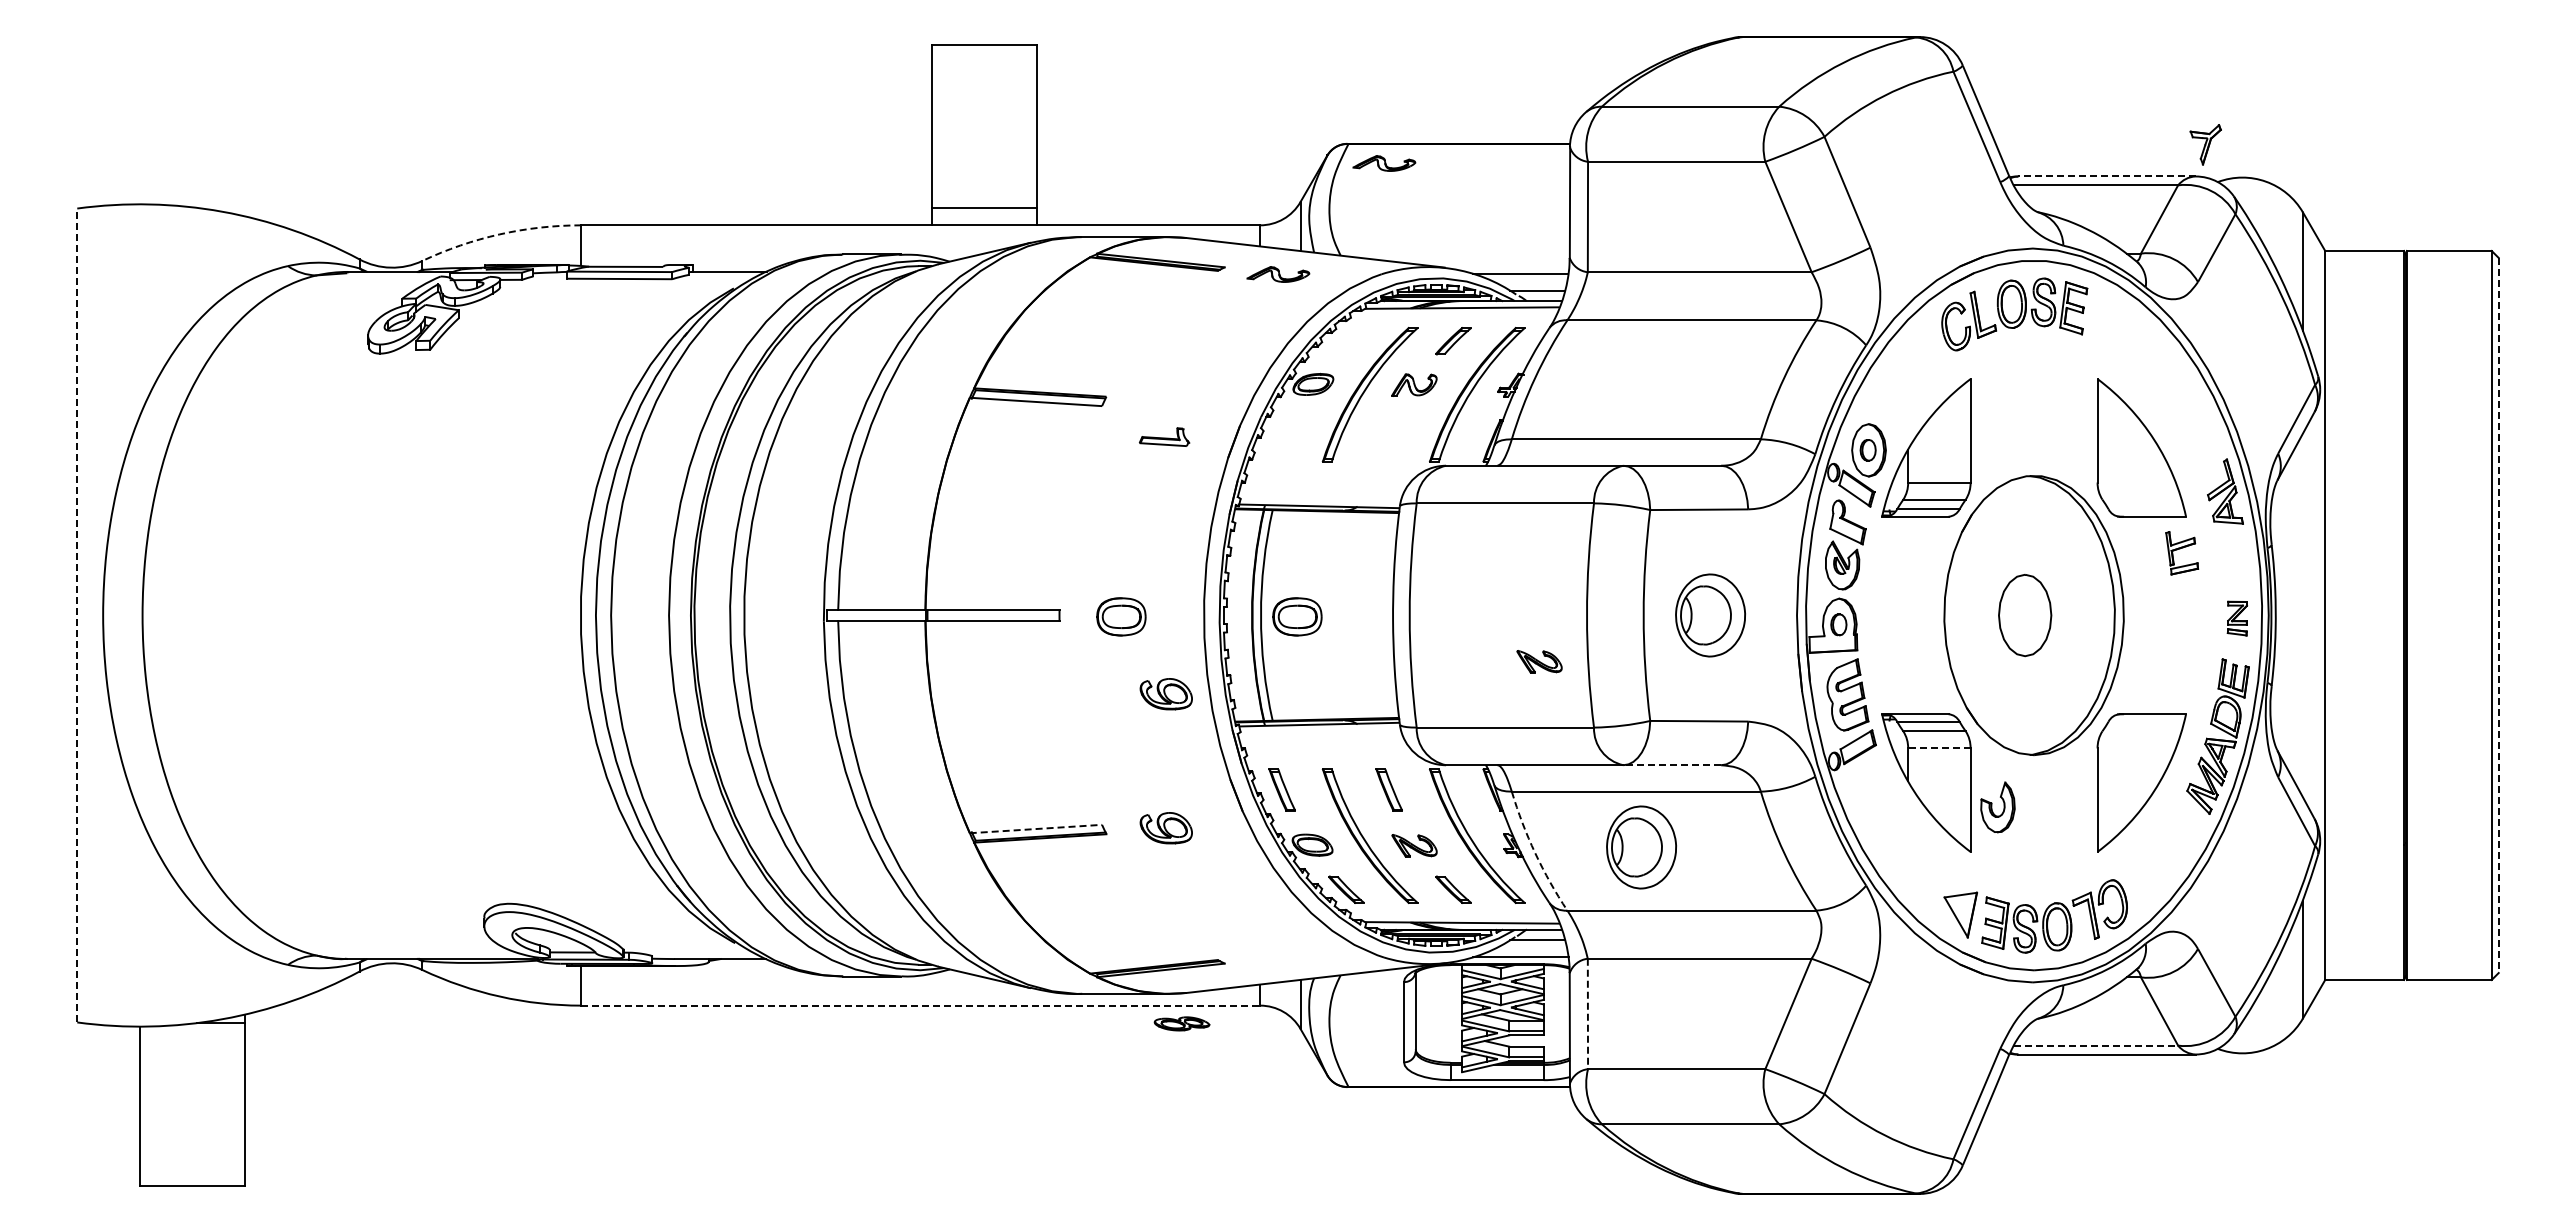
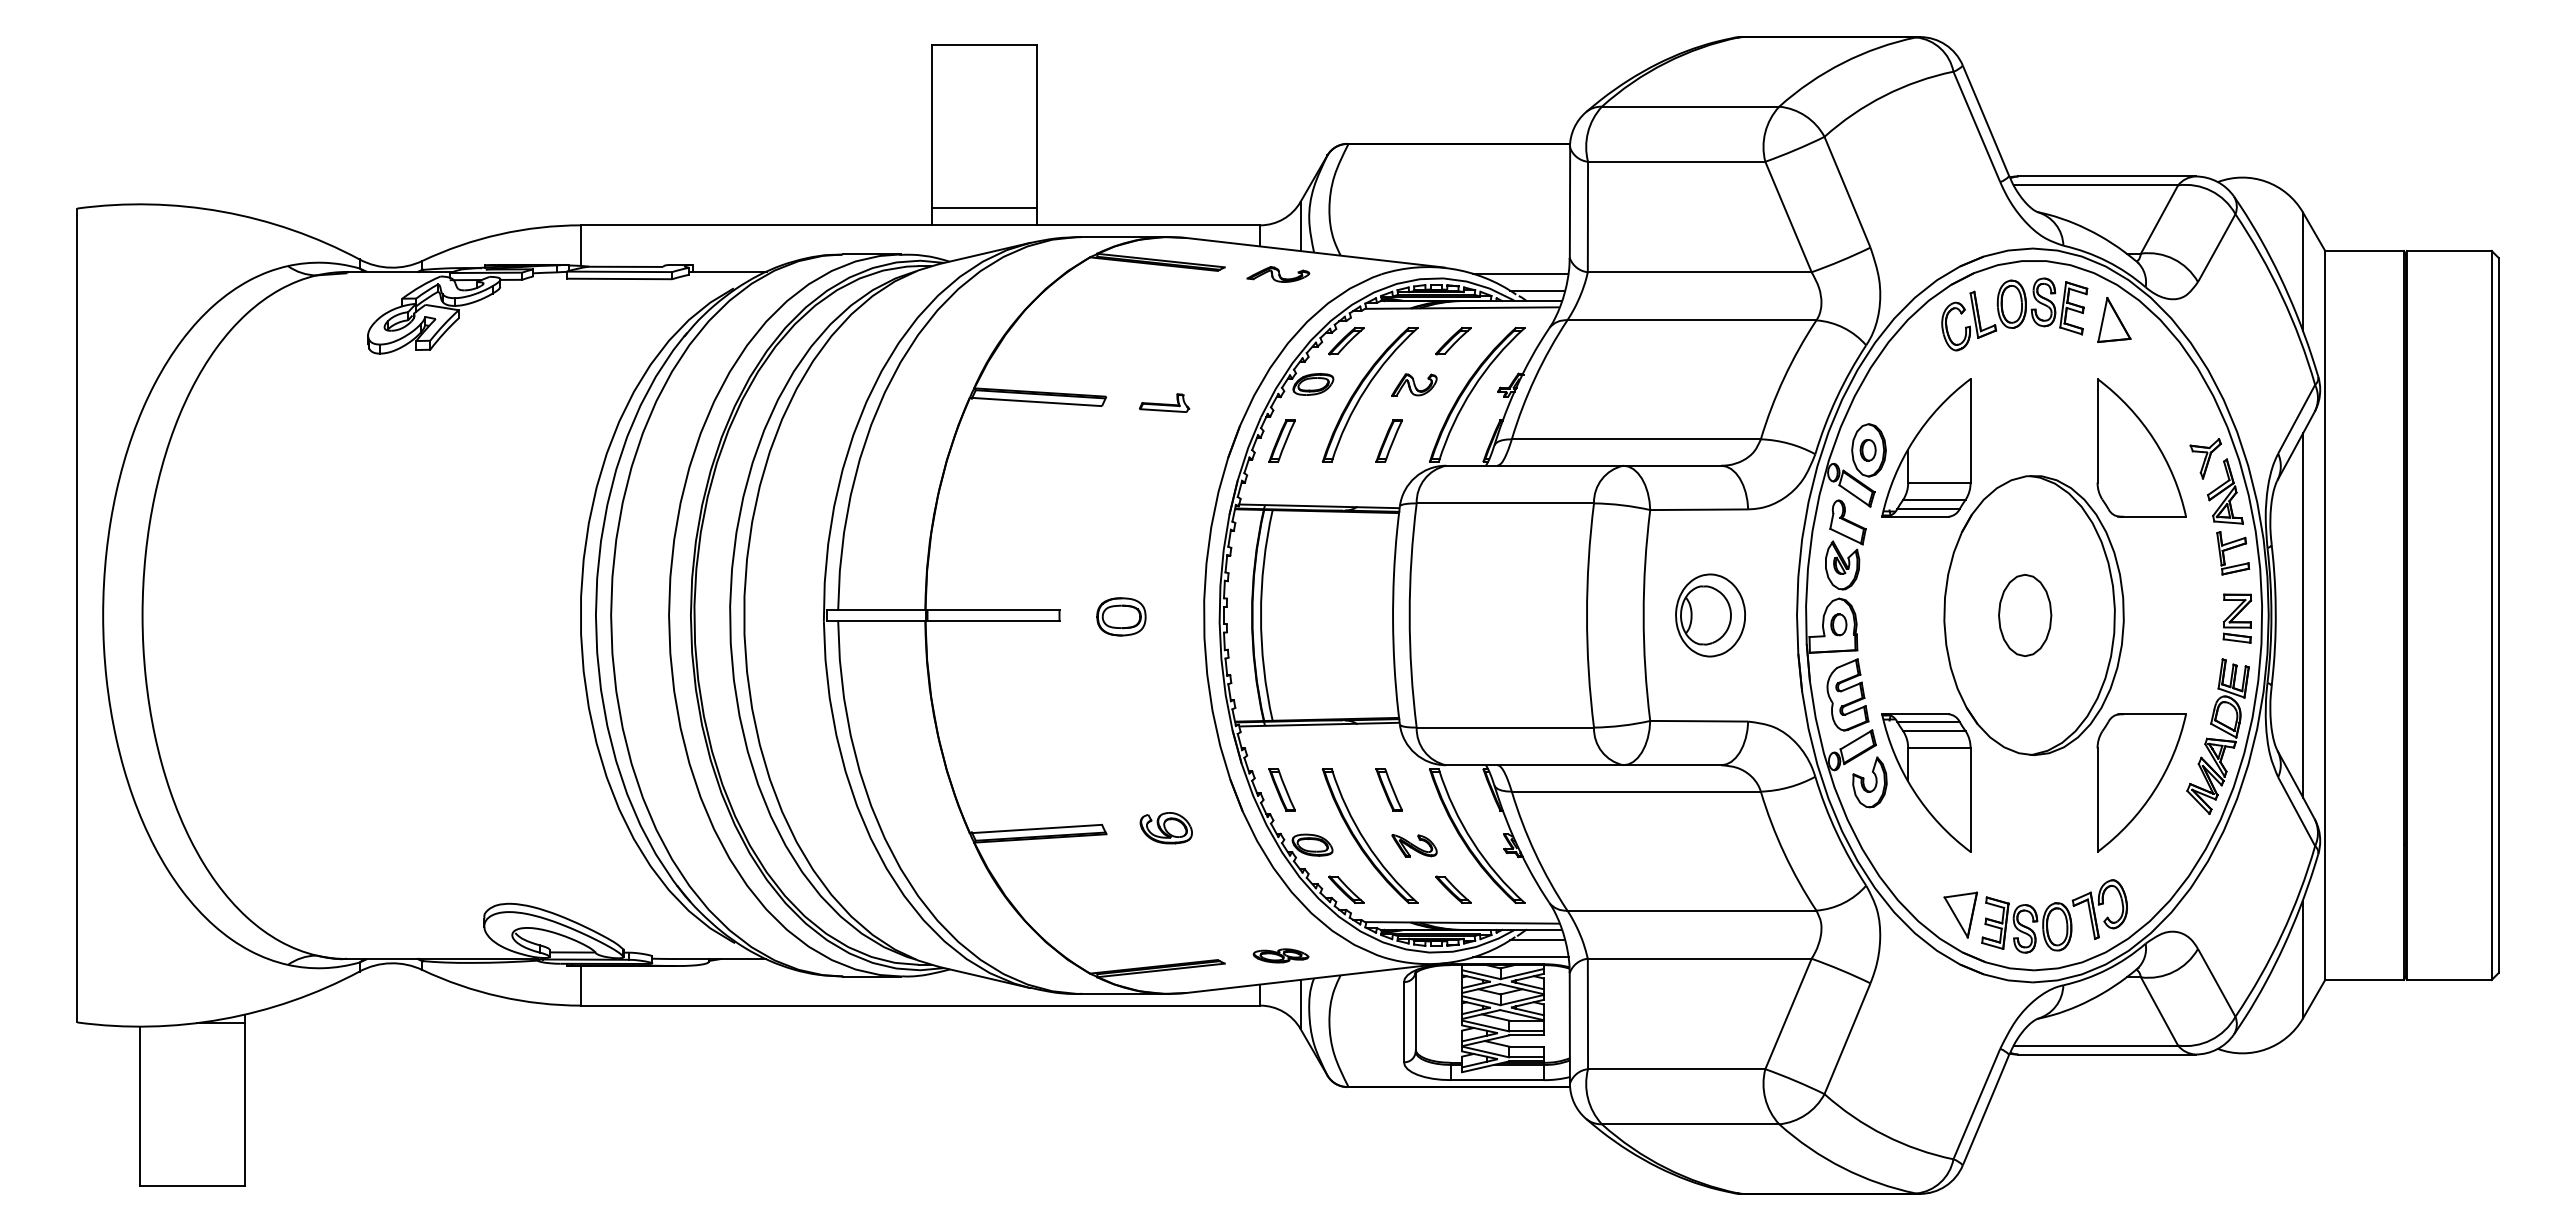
part position: (2205, 144) -> (2205, 458) (2205, 458)
part: present -> none (1384, 163)
line: dashed -> solid (2107, 176)
arc: dashed -> solid (499, 234)
part: none -> present (2114, 319)
part: none -> present (1346, 341)
part position: (1164, 436) -> (1164, 402) (1164, 402)
part: none -> present (1281, 440)
part: none -> present (1388, 440)
part position: (2182, 553) -> (2233, 553) (2233, 553)
line: dashed -> solid (77, 615)
line: none -> present (2303, 615)
line: dashed -> solid (2498, 615)
part: present -> none (1297, 616)
part size: 22x37 px -> 31x51 px (2237, 618)
part: present -> none (1539, 661)
part: present -> none (1165, 694)
line: dashed -> solid (1938, 748)
line: dashed -> solid (1672, 765)
part position: (1997, 807) -> (1869, 782) (1869, 782)
line: dashed -> solid (1036, 829)
part: present -> none (1641, 847)
arc: dashed -> solid (1535, 853)
line: dashed -> solid (921, 1005)
line: dashed -> solid (1587, 1014)
part position: (1181, 1023) -> (1280, 955) (1280, 955)
line: dashed -> solid (2096, 1045)
